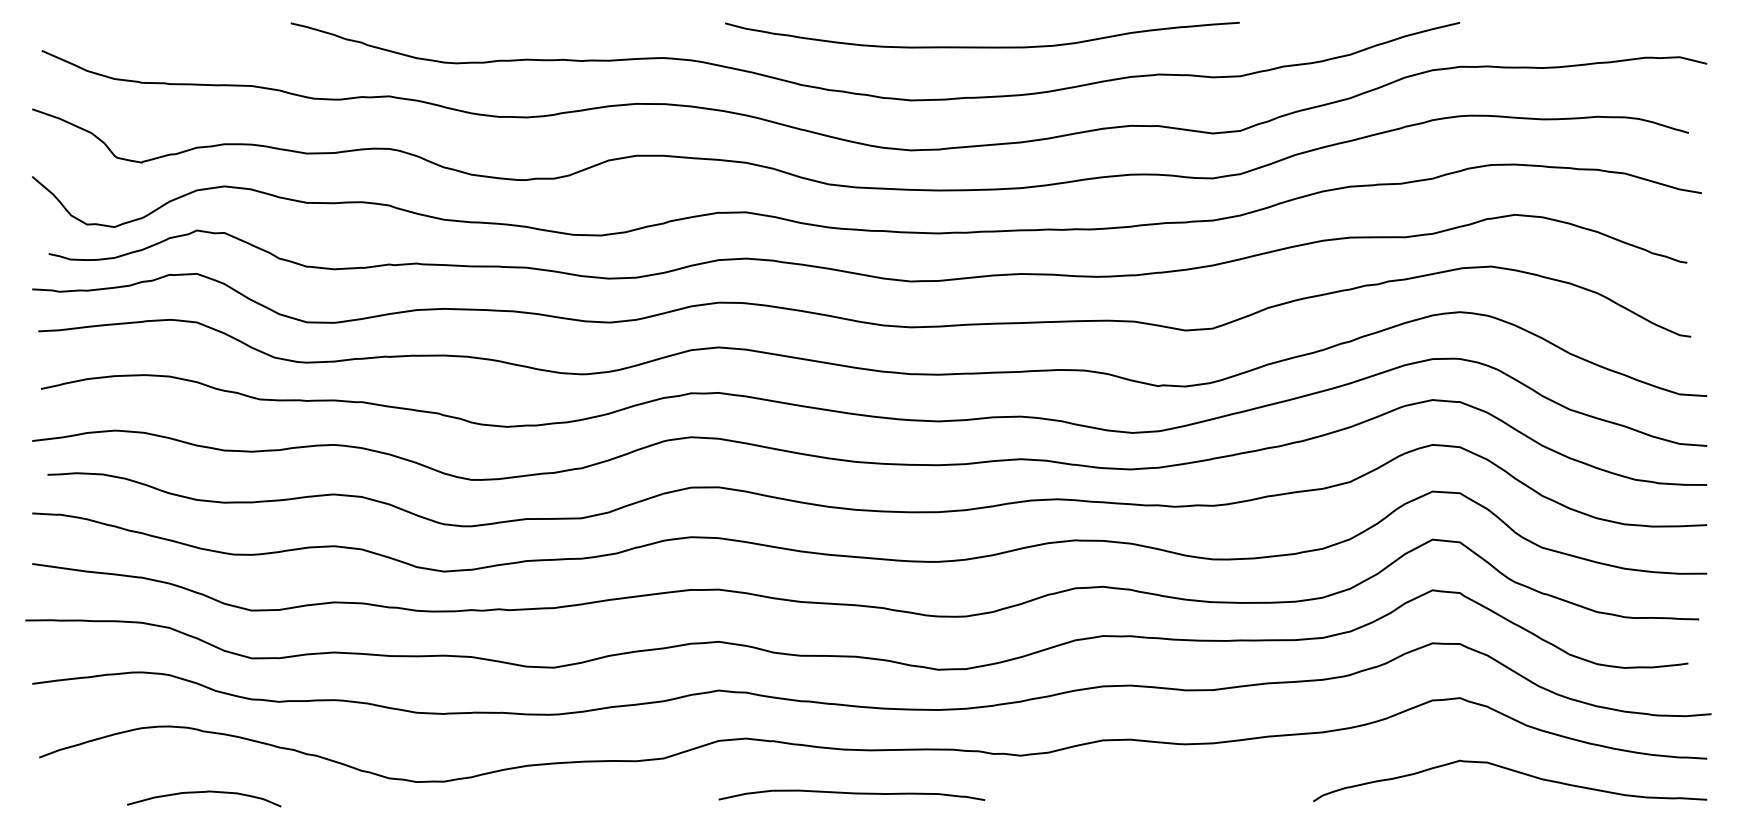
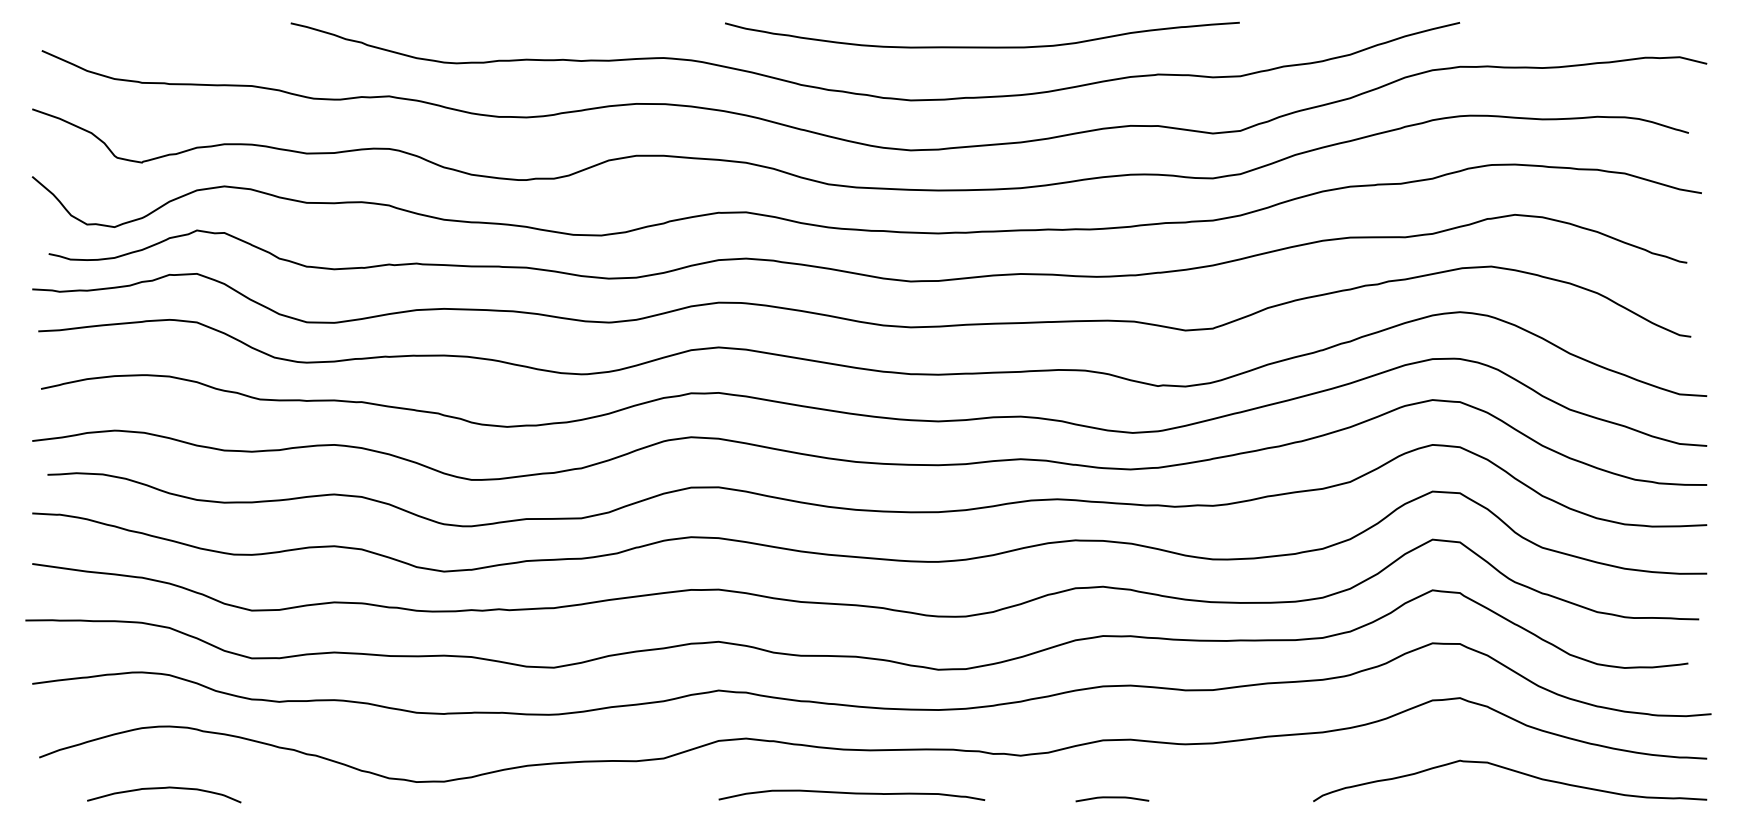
curve position: (204, 792) -> (164, 788) (164, 788)
curve: none -> present (1112, 798)
